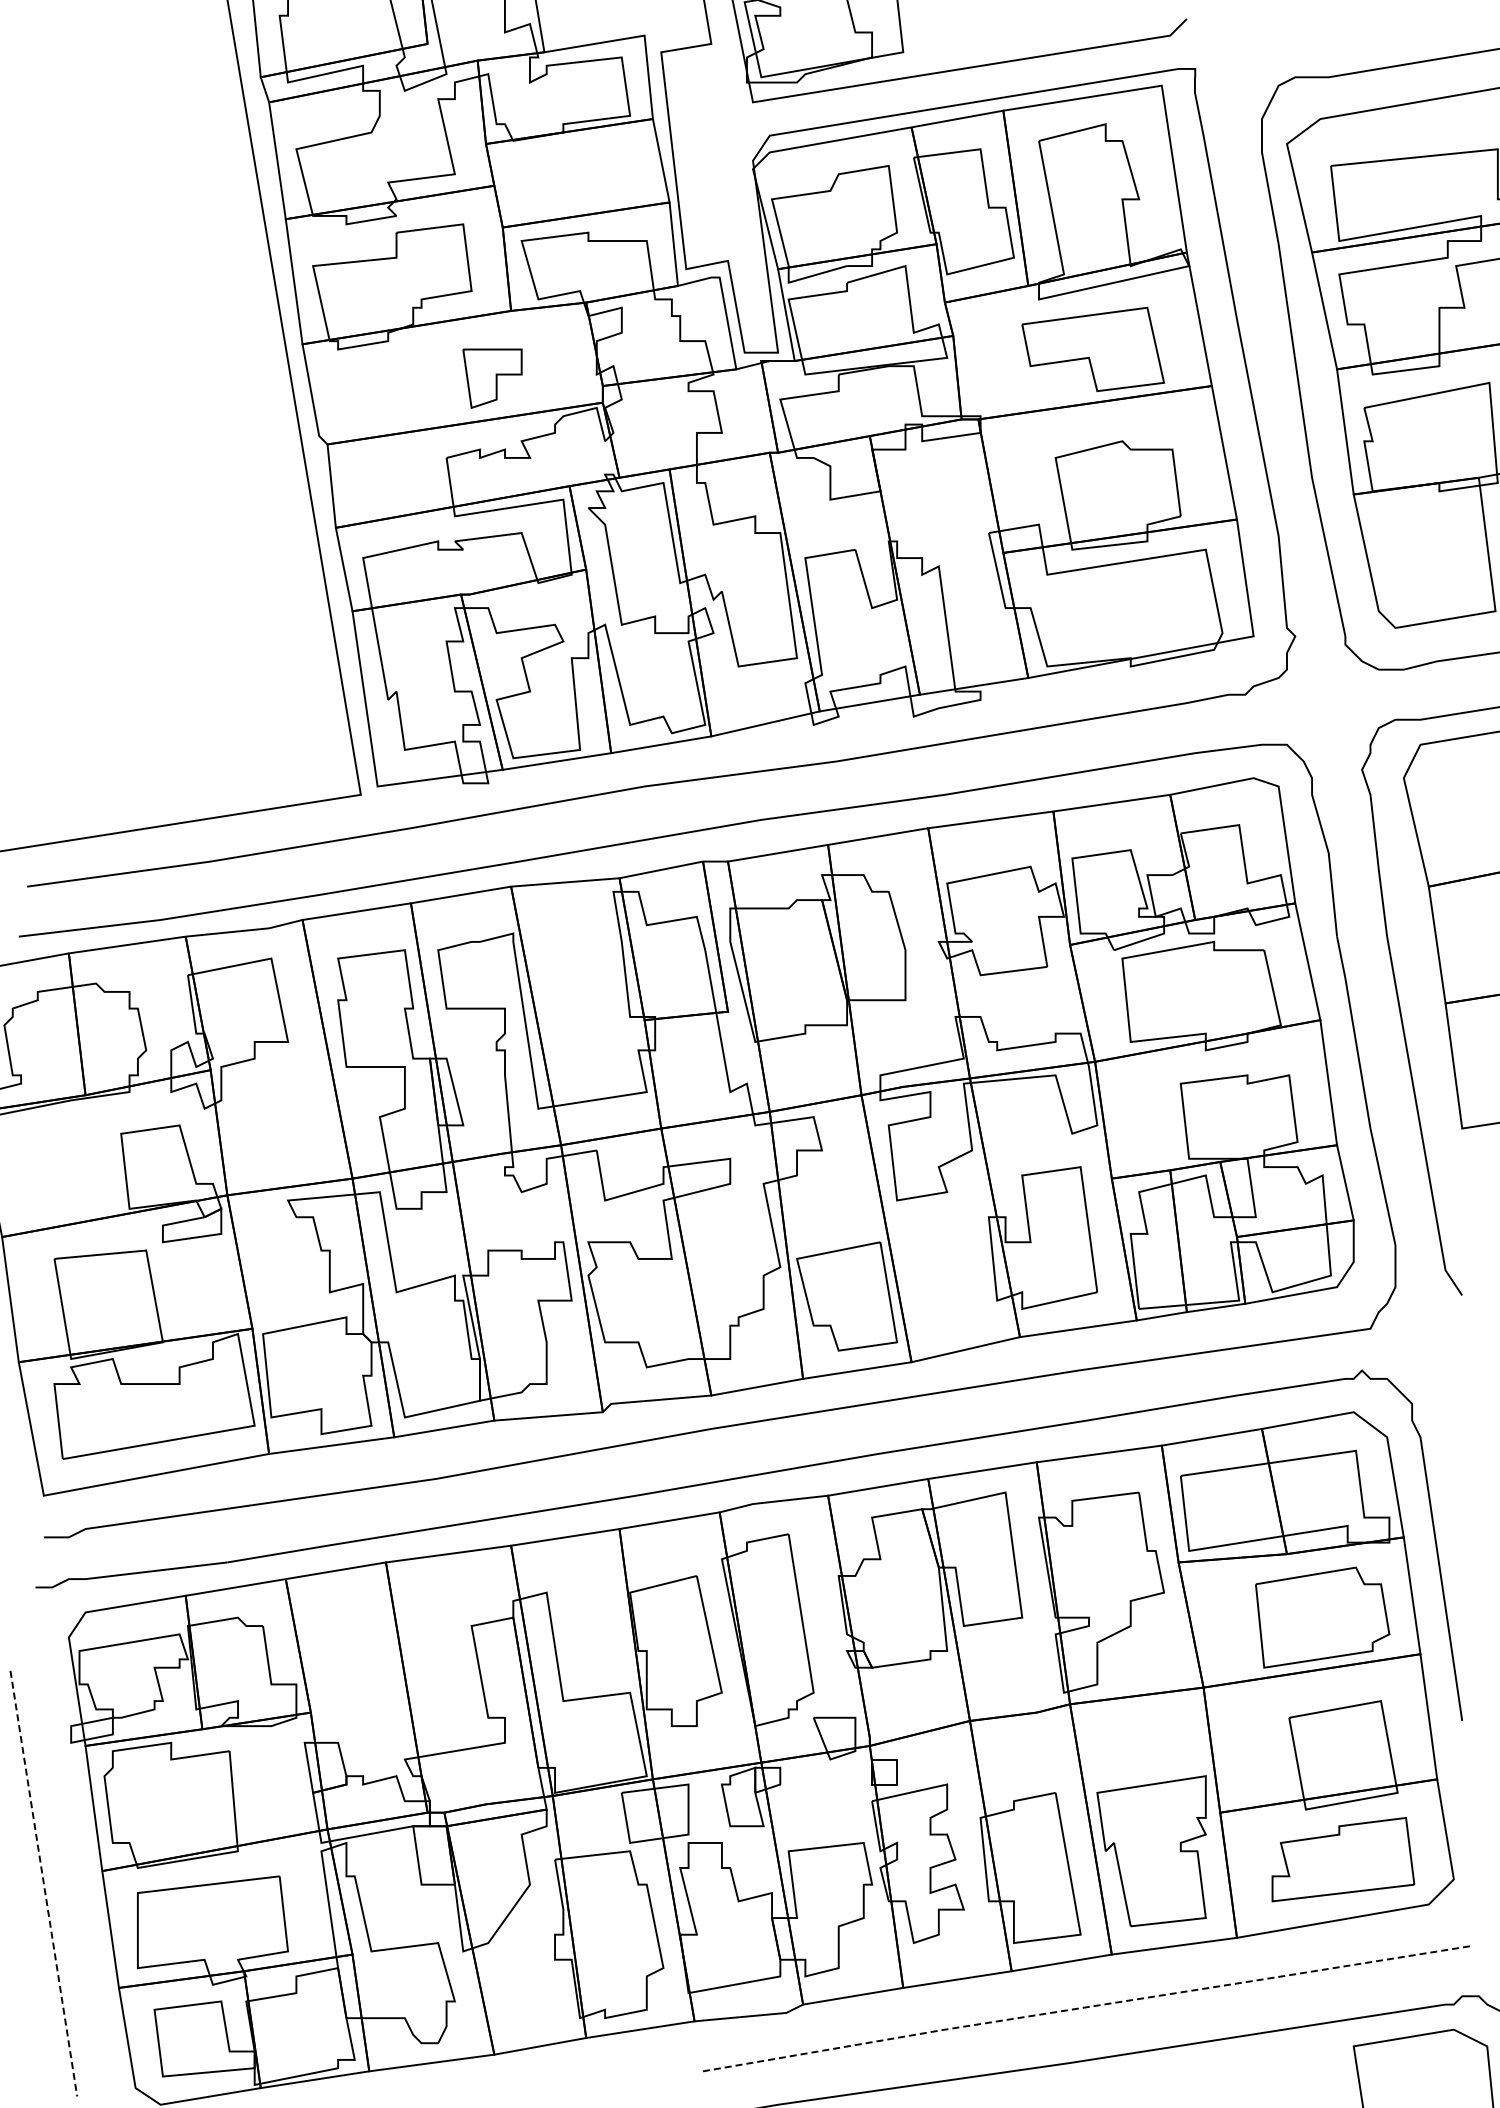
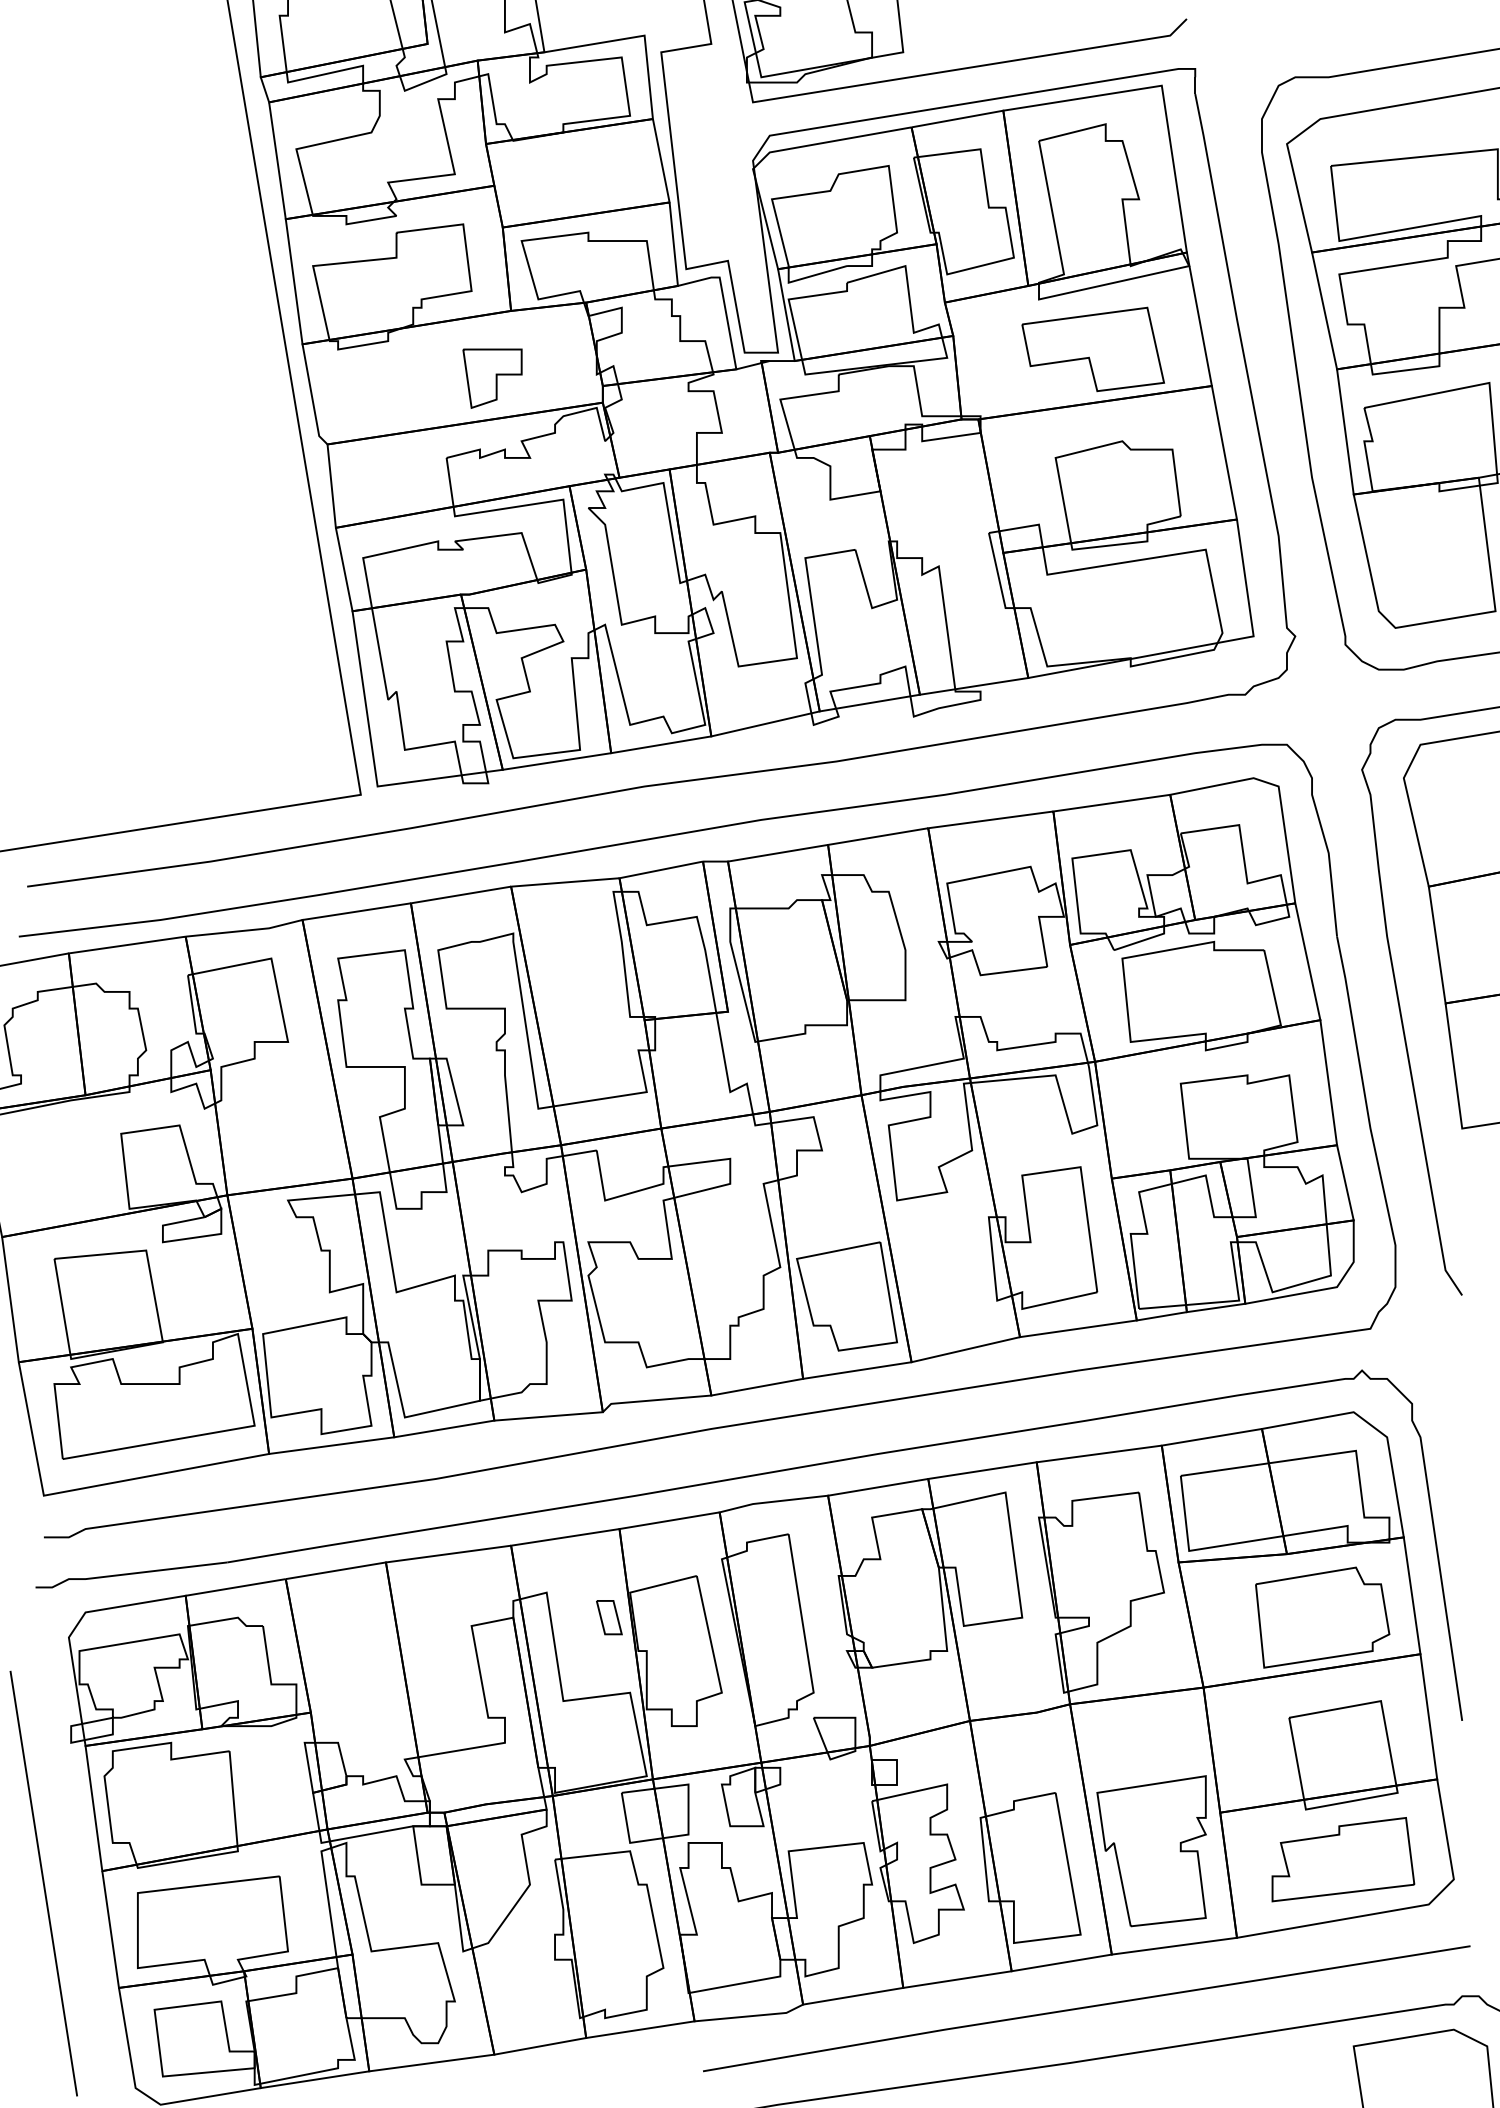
part: none -> present (609, 1617)
line: dashed -> solid (43, 1884)
line: dashed -> solid (1087, 2007)
